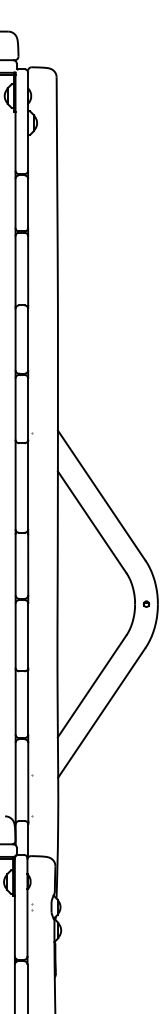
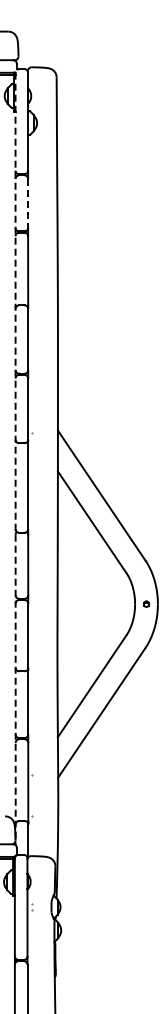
line: solid -> dashed (28, 203)
line: solid -> dashed (15, 459)
